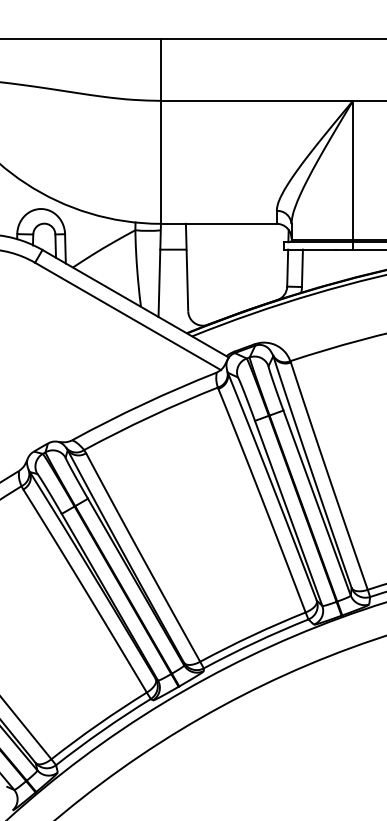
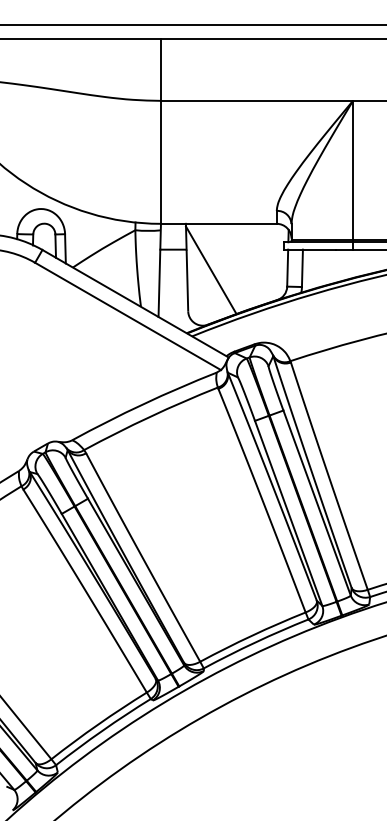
line: none -> present (192, 24)
line: none -> present (211, 269)
